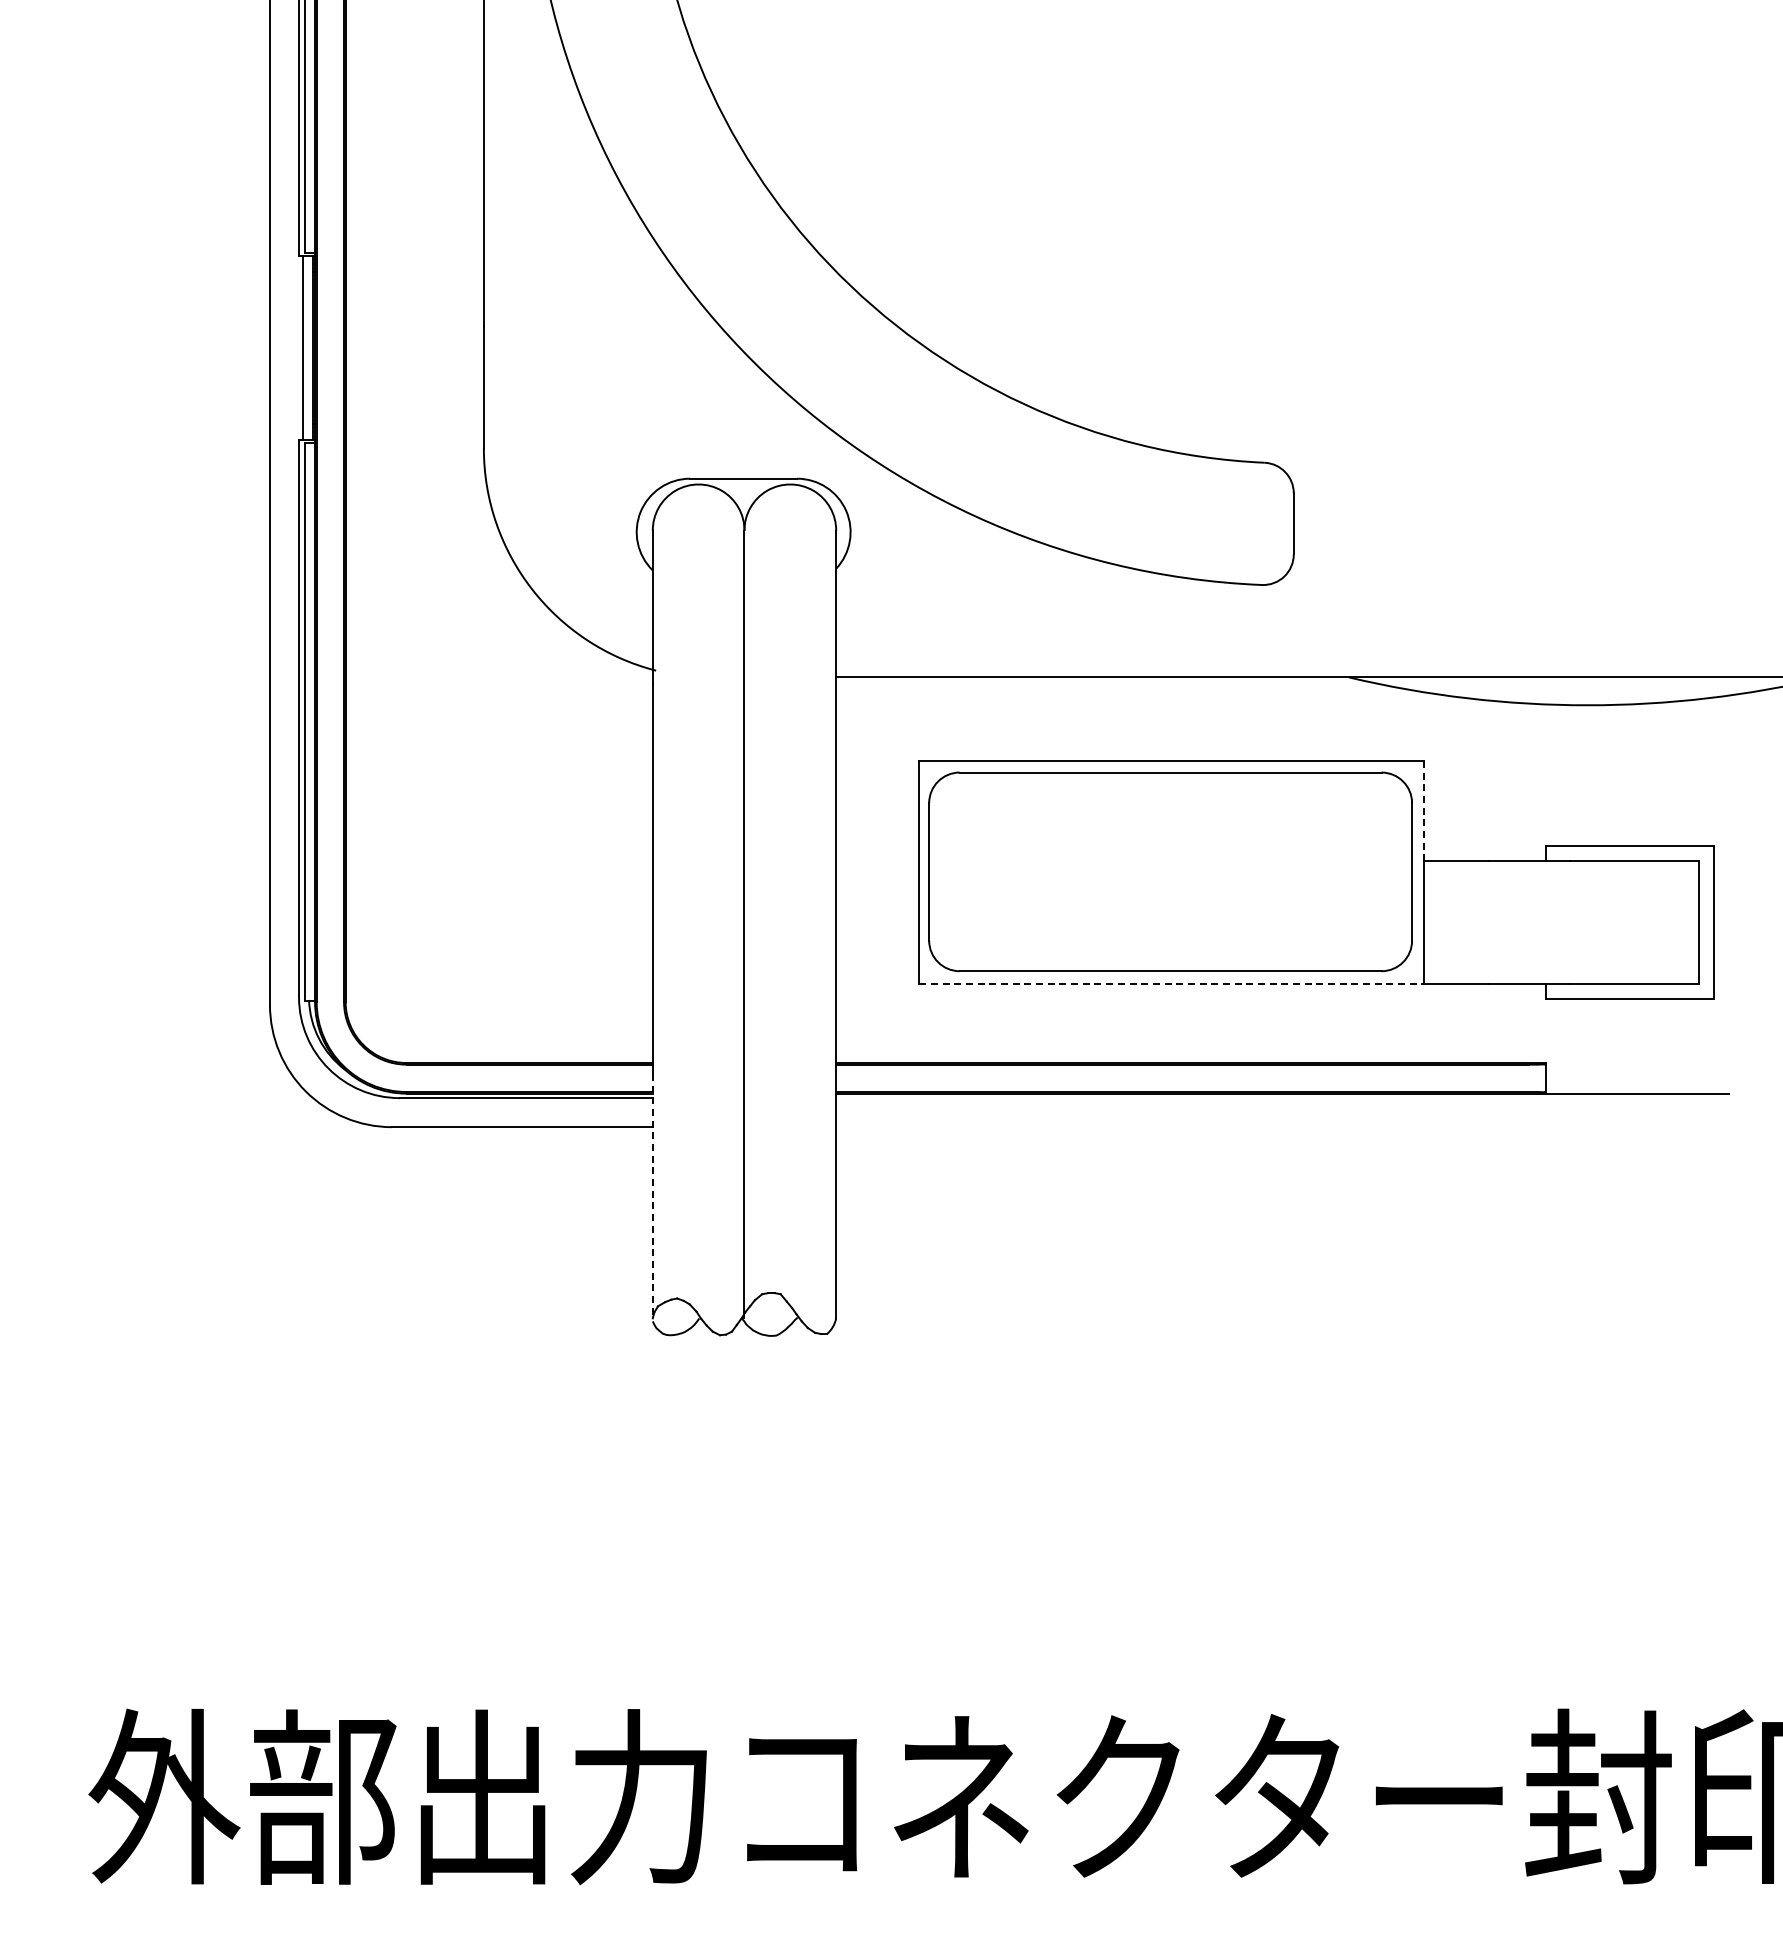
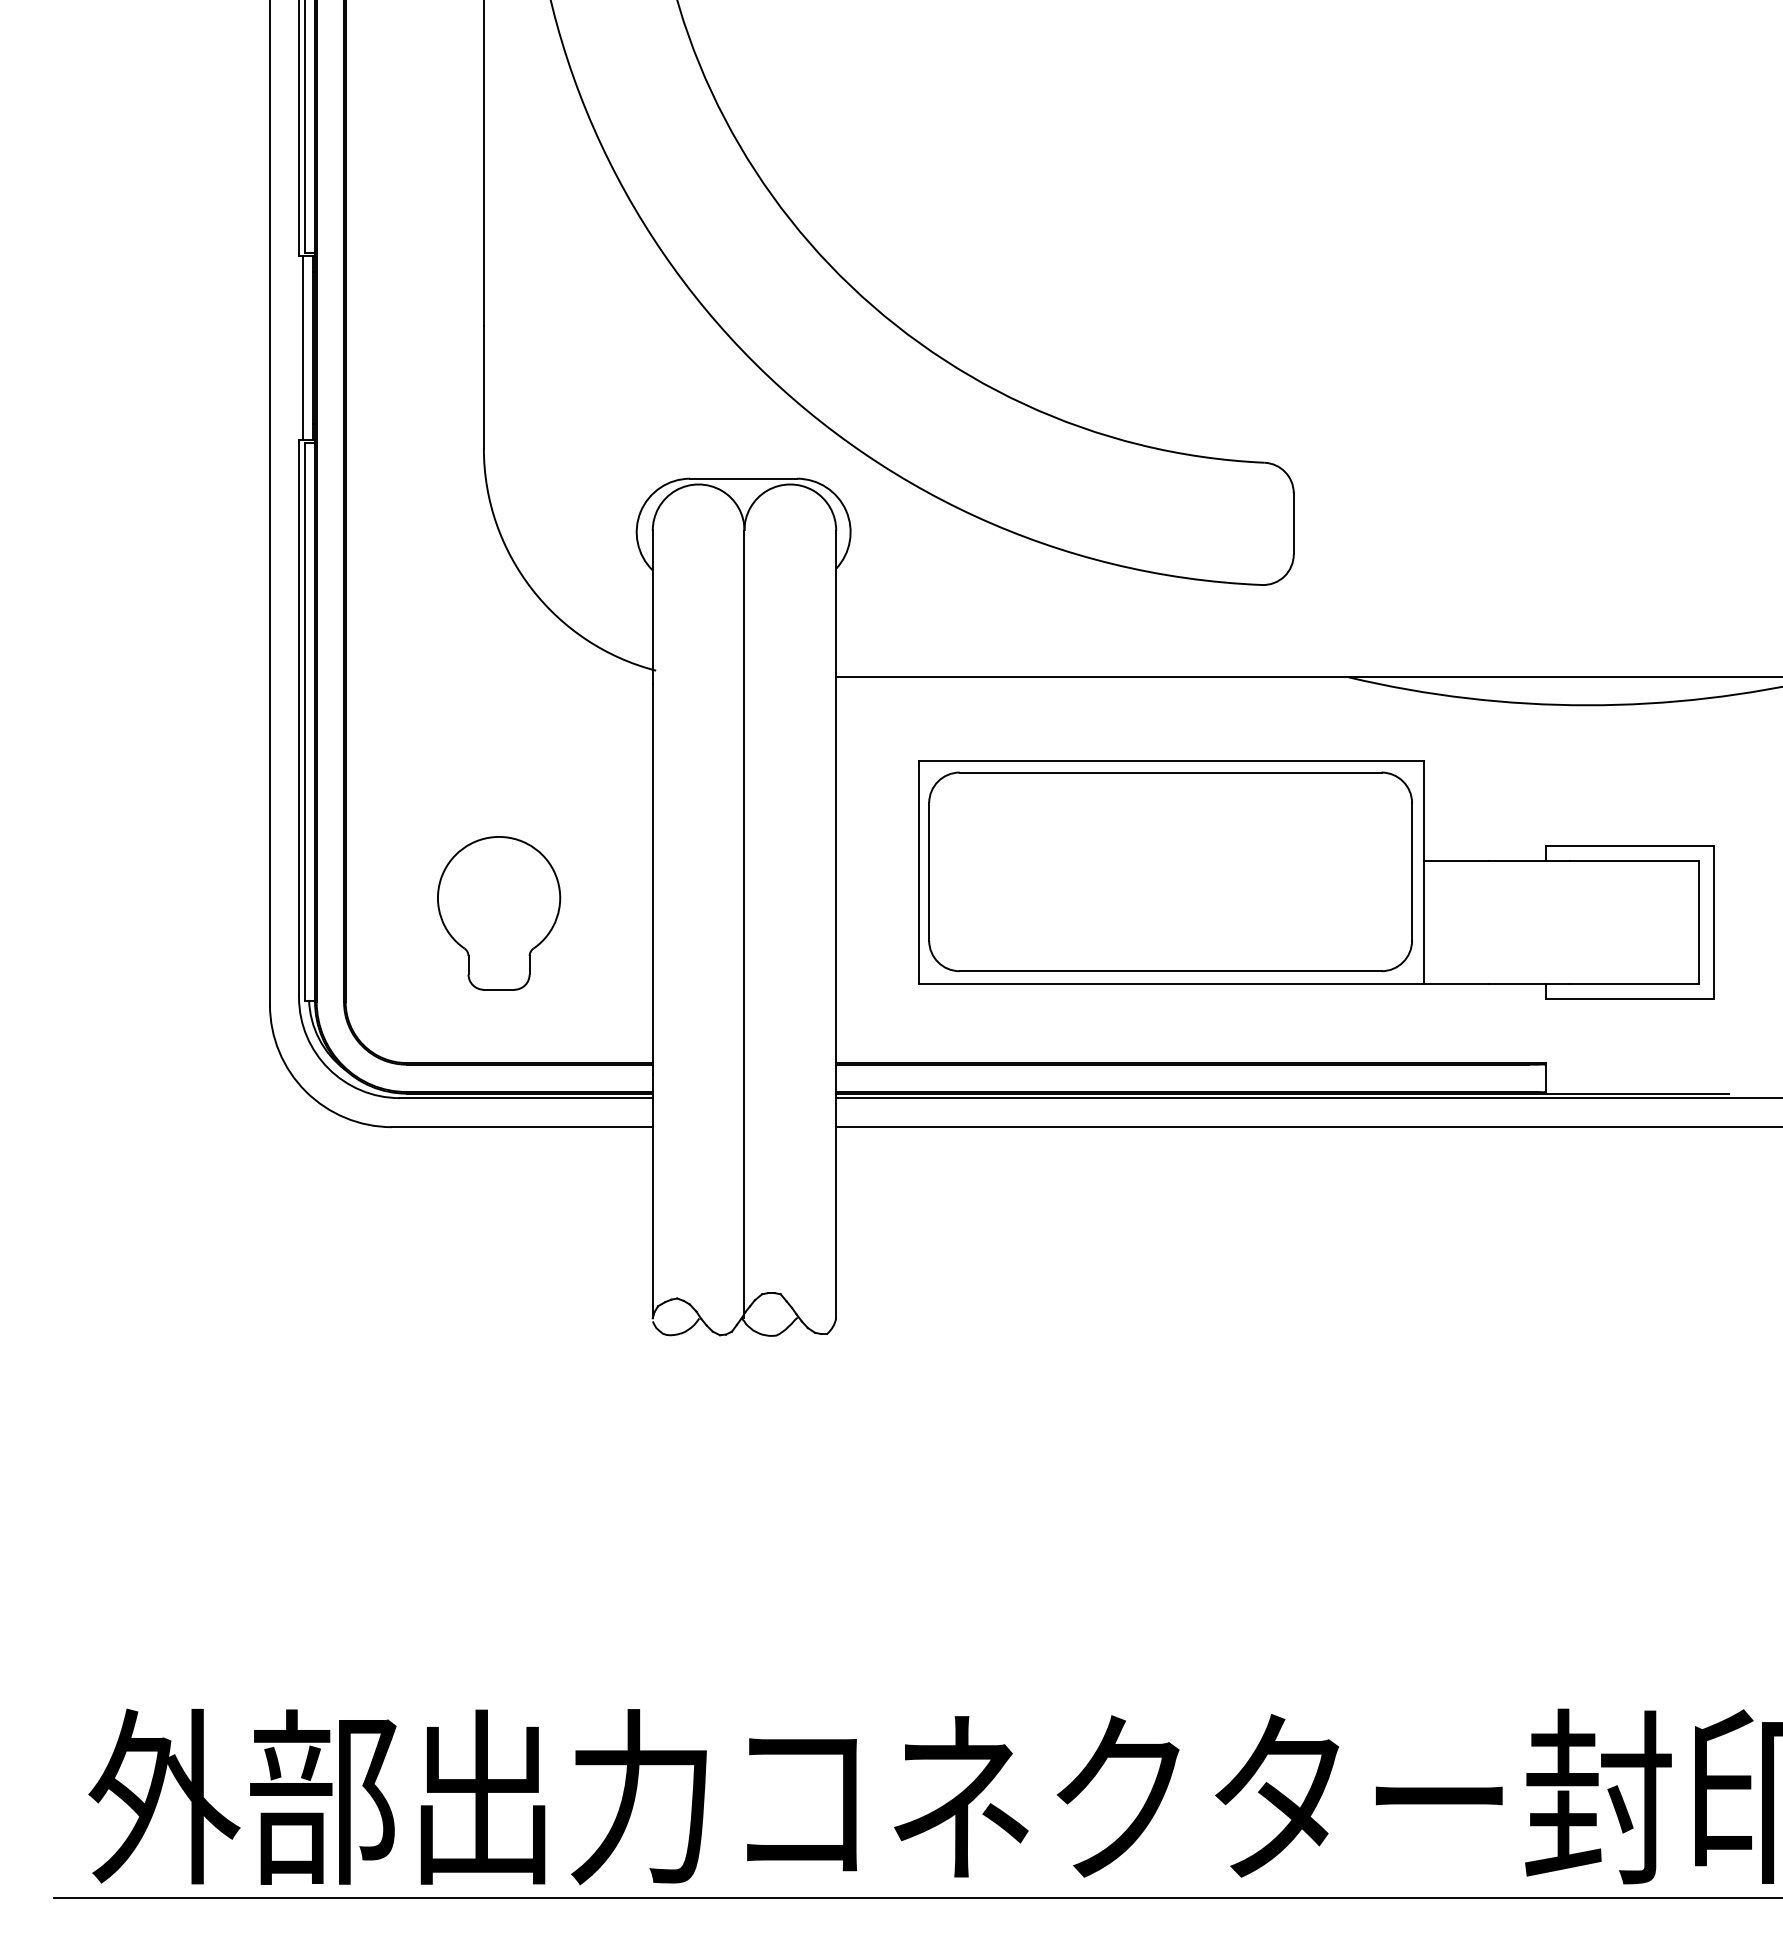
line: dashed -> solid (1423, 810)
part: none -> present (499, 913)
line: dashed -> solid (1172, 983)
line: none -> present (1307, 1098)
line: none -> present (1307, 1127)
line: dashed -> solid (652, 1196)
line: none -> present (916, 1898)
